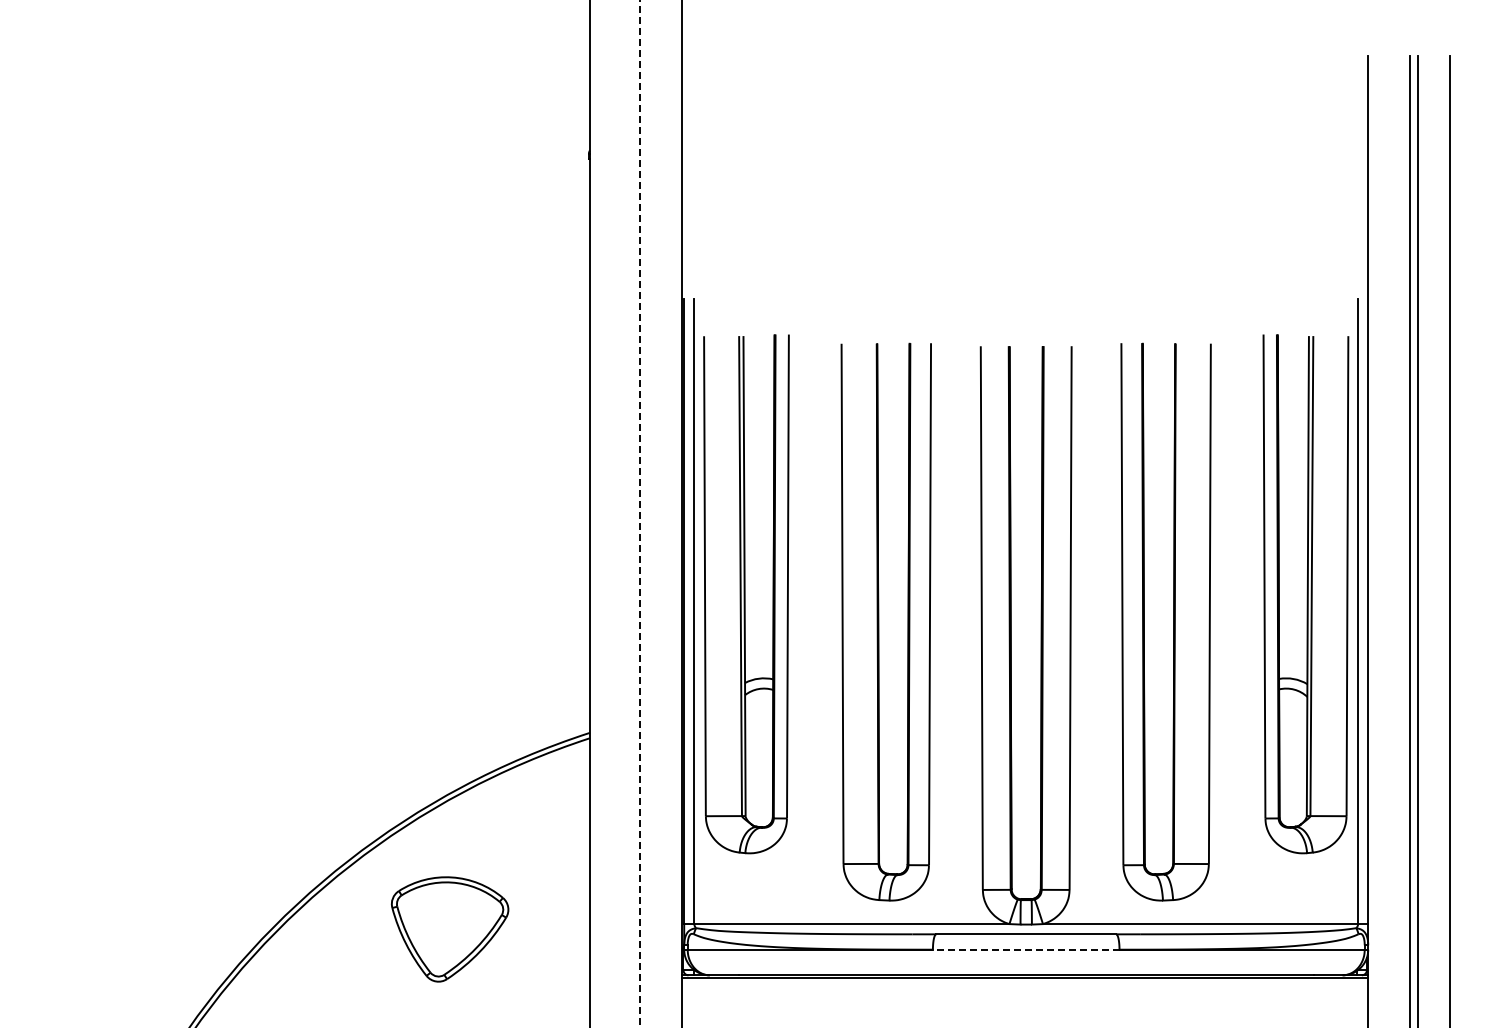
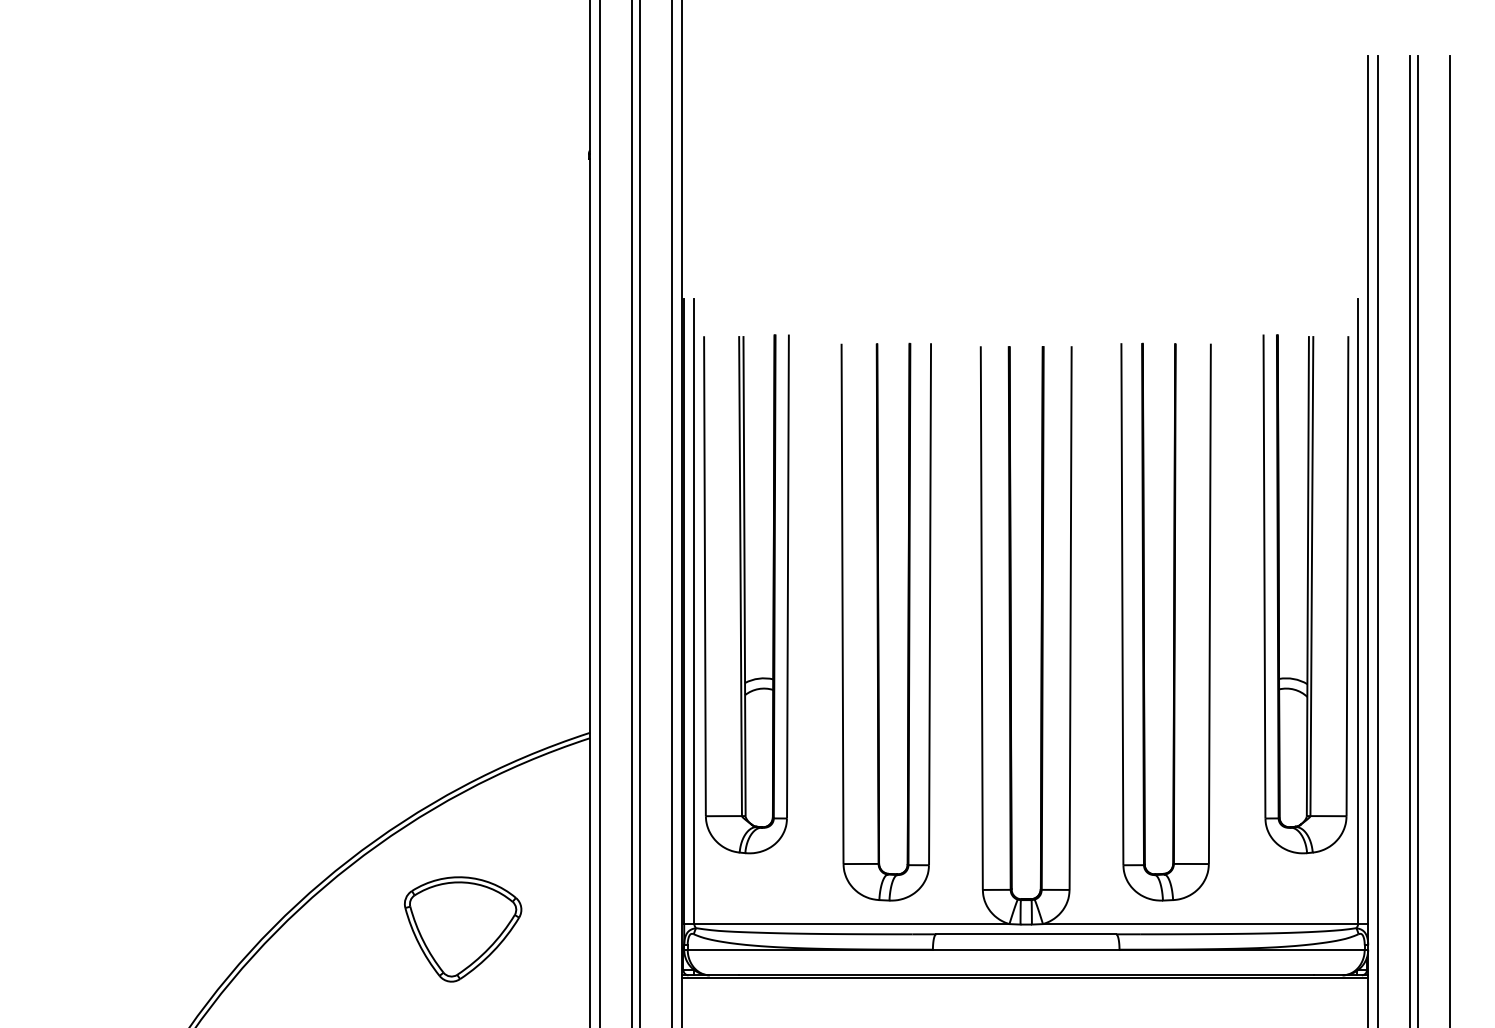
line: none -> present (600, 513)
line: none -> present (631, 513)
line: none -> present (671, 513)
line: dashed -> solid (640, 514)
line: none -> present (1378, 540)
part position: (450, 929) -> (463, 929) (463, 929)
line: dashed -> solid (1025, 949)
